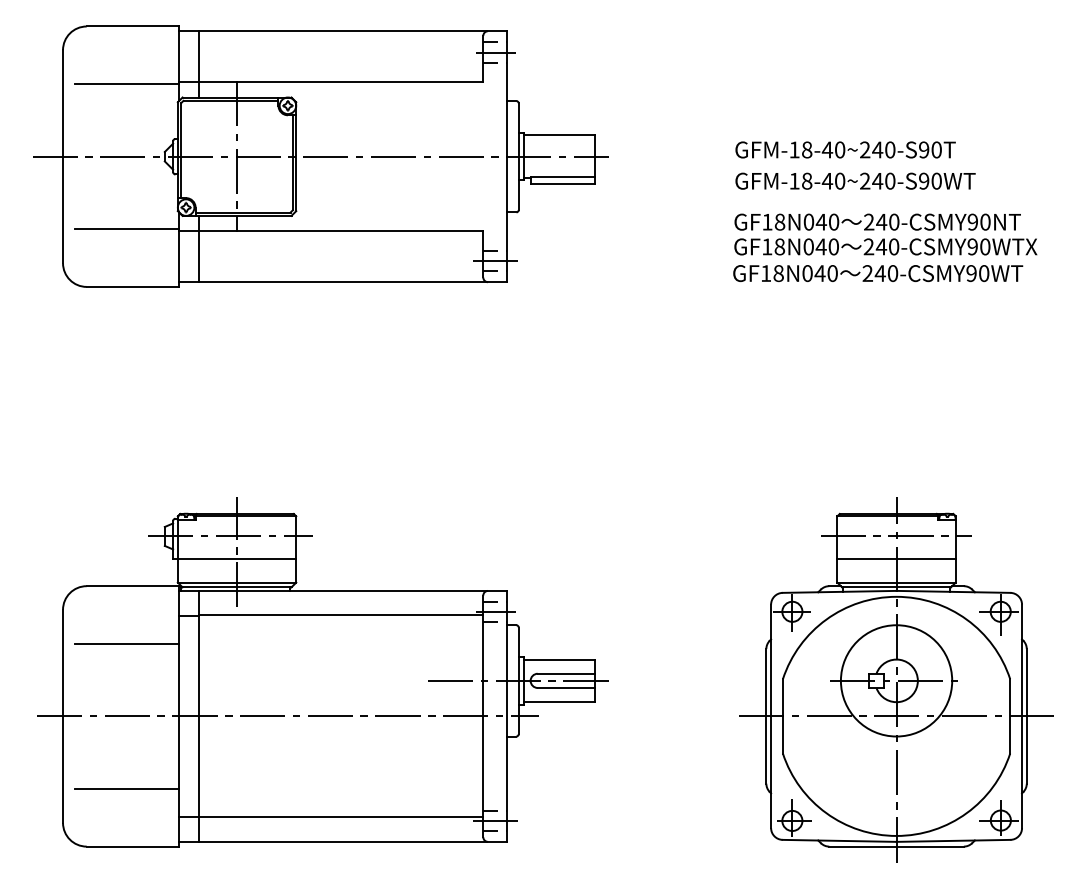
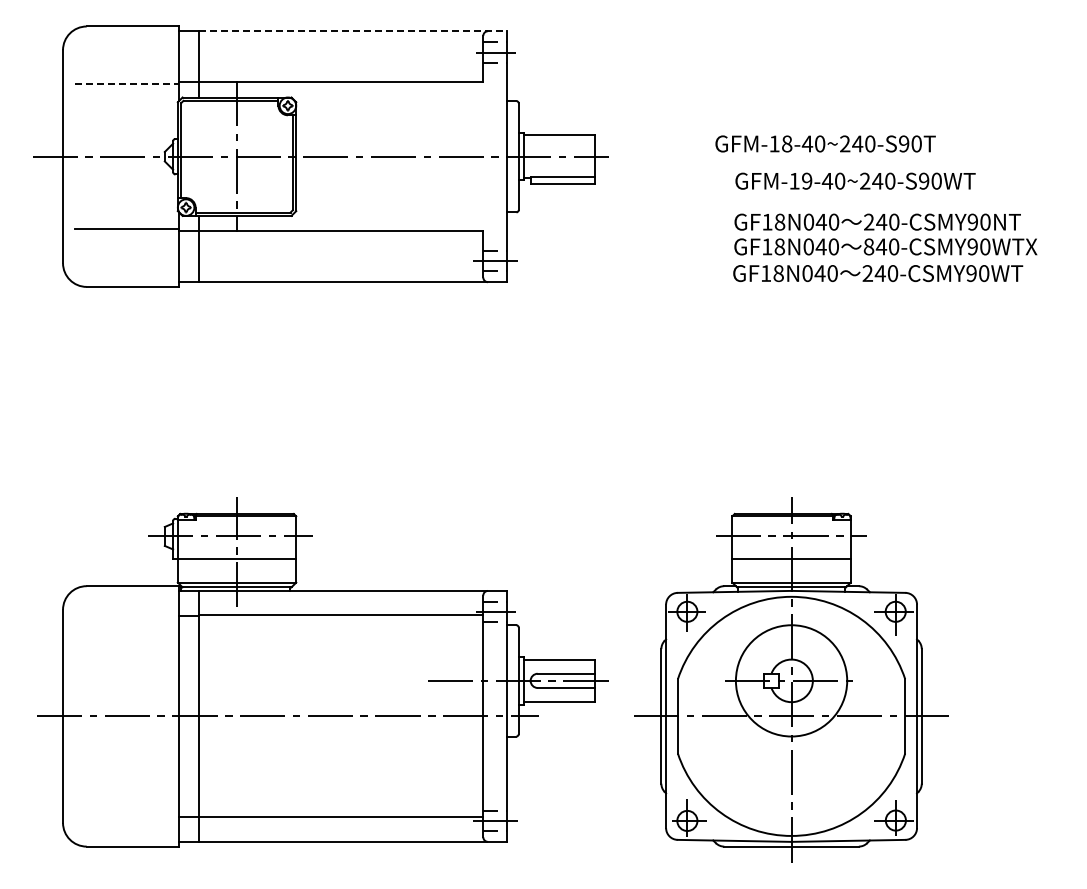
line: solid -> dashed (353, 31)
line: solid -> dashed (127, 84)
text position: (845, 149) -> (825, 143) (825, 143)
text: GFM-18-40~240-S90WT -> GFM-19-40~240-S90WT (807, 180)
text: 240-CSMY90WTX -> 840-CSMY90WTX (868, 246)
line: present -> none (126, 644)
part position: (896, 679) -> (791, 679) (791, 679)
line: present -> none (126, 788)
